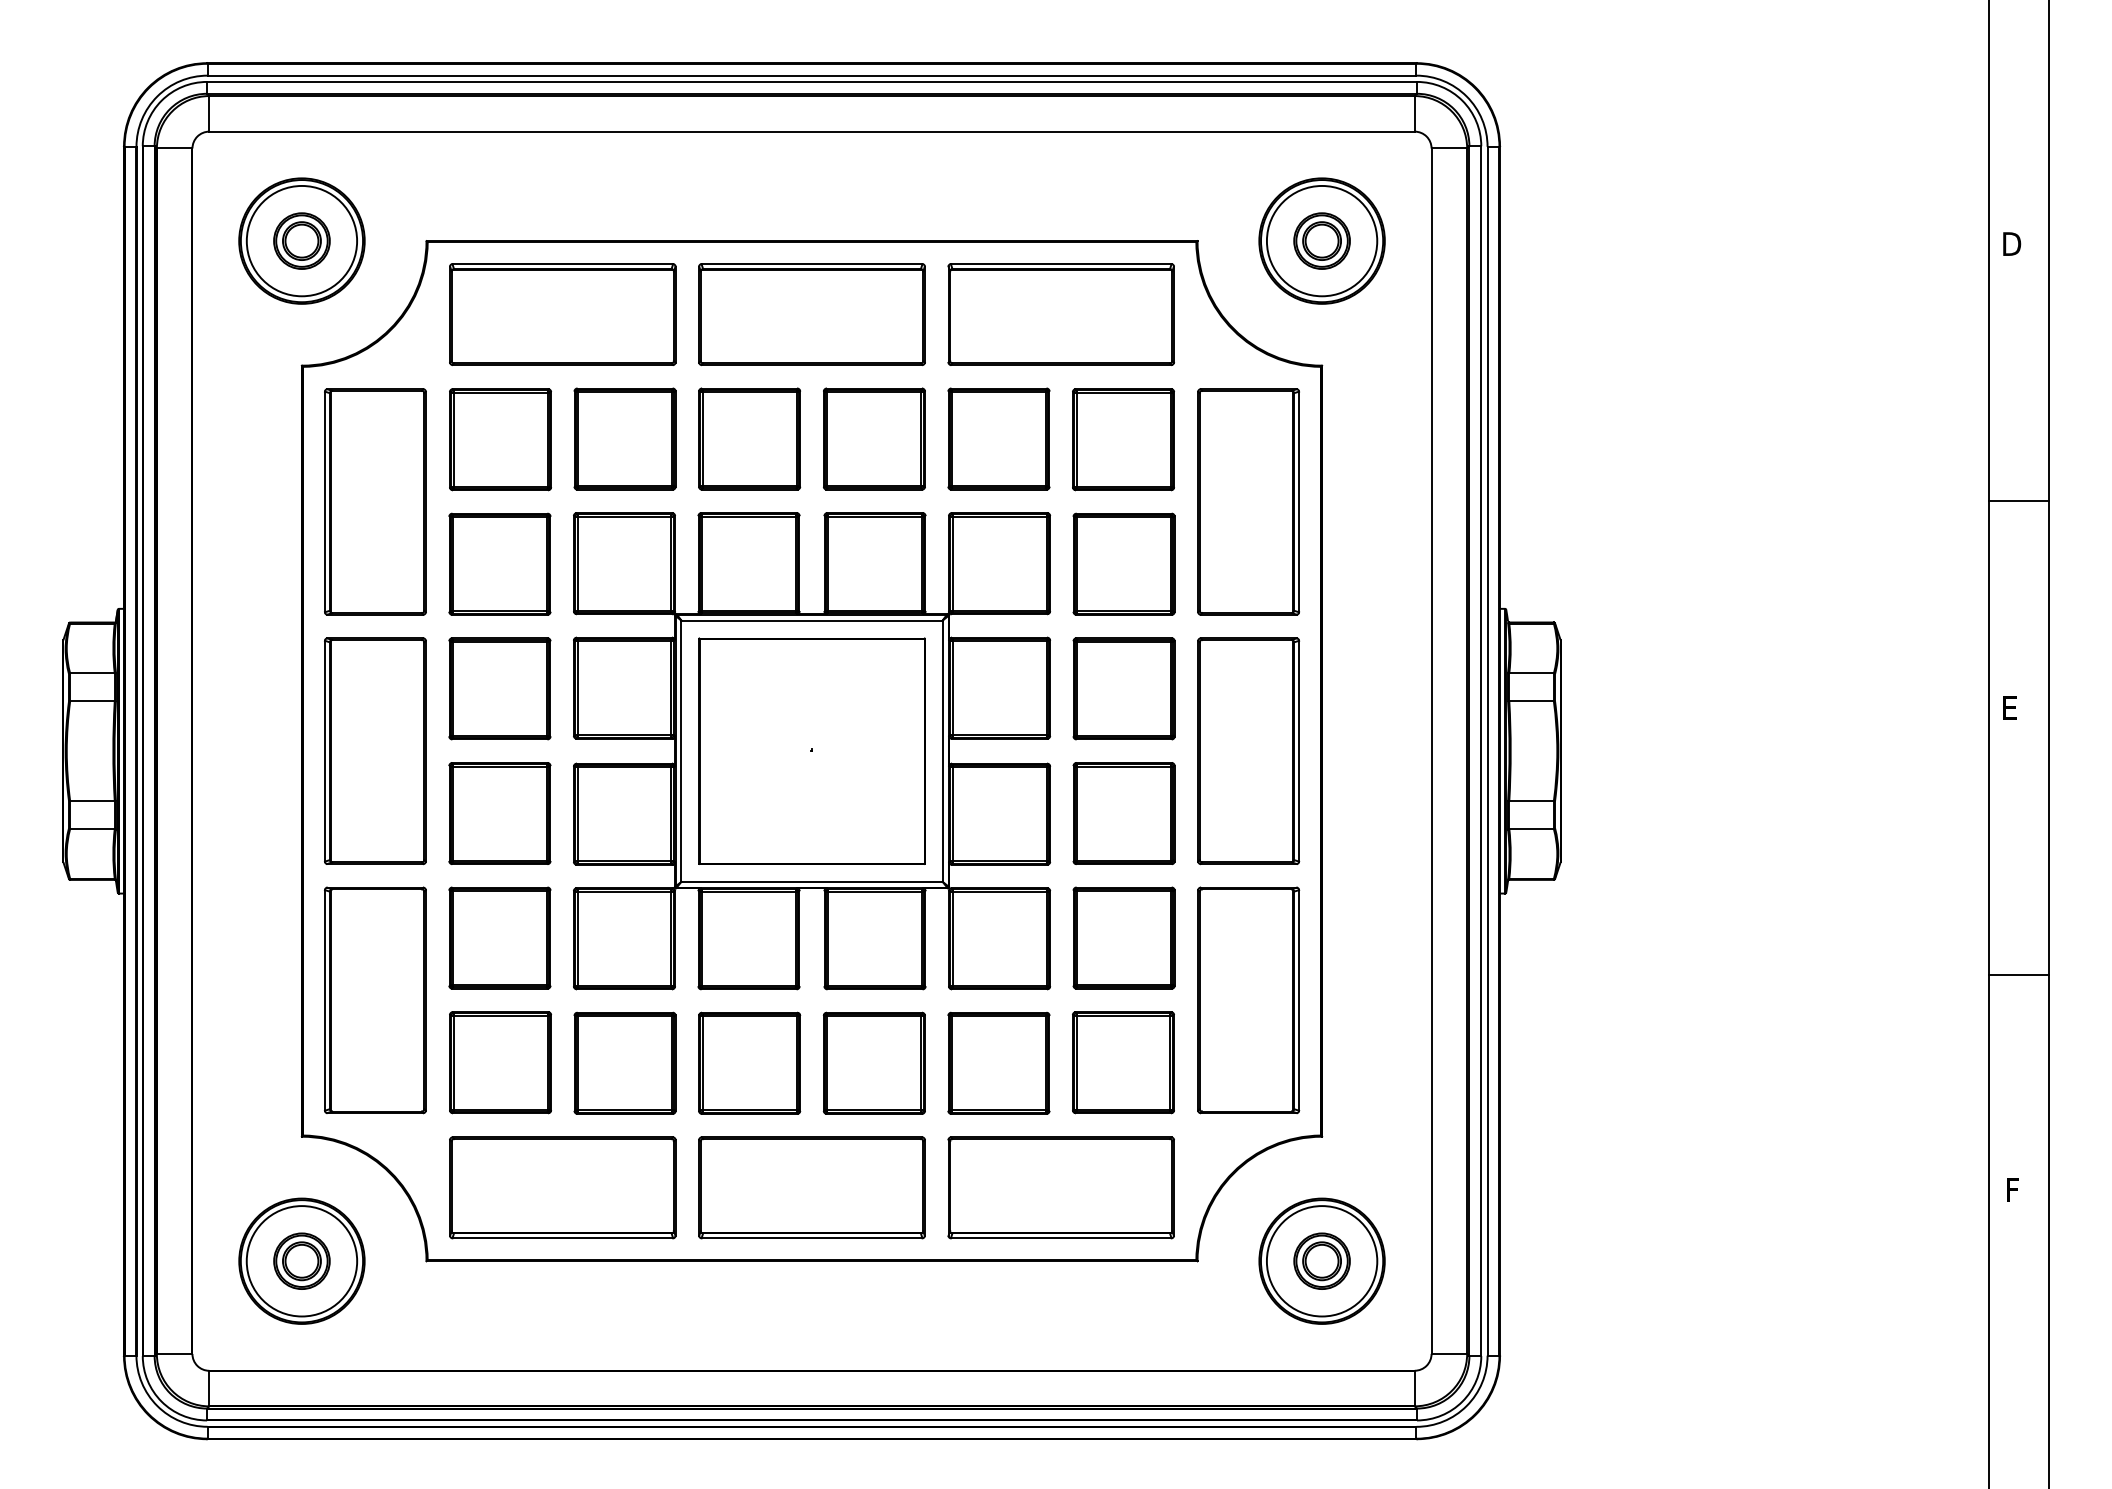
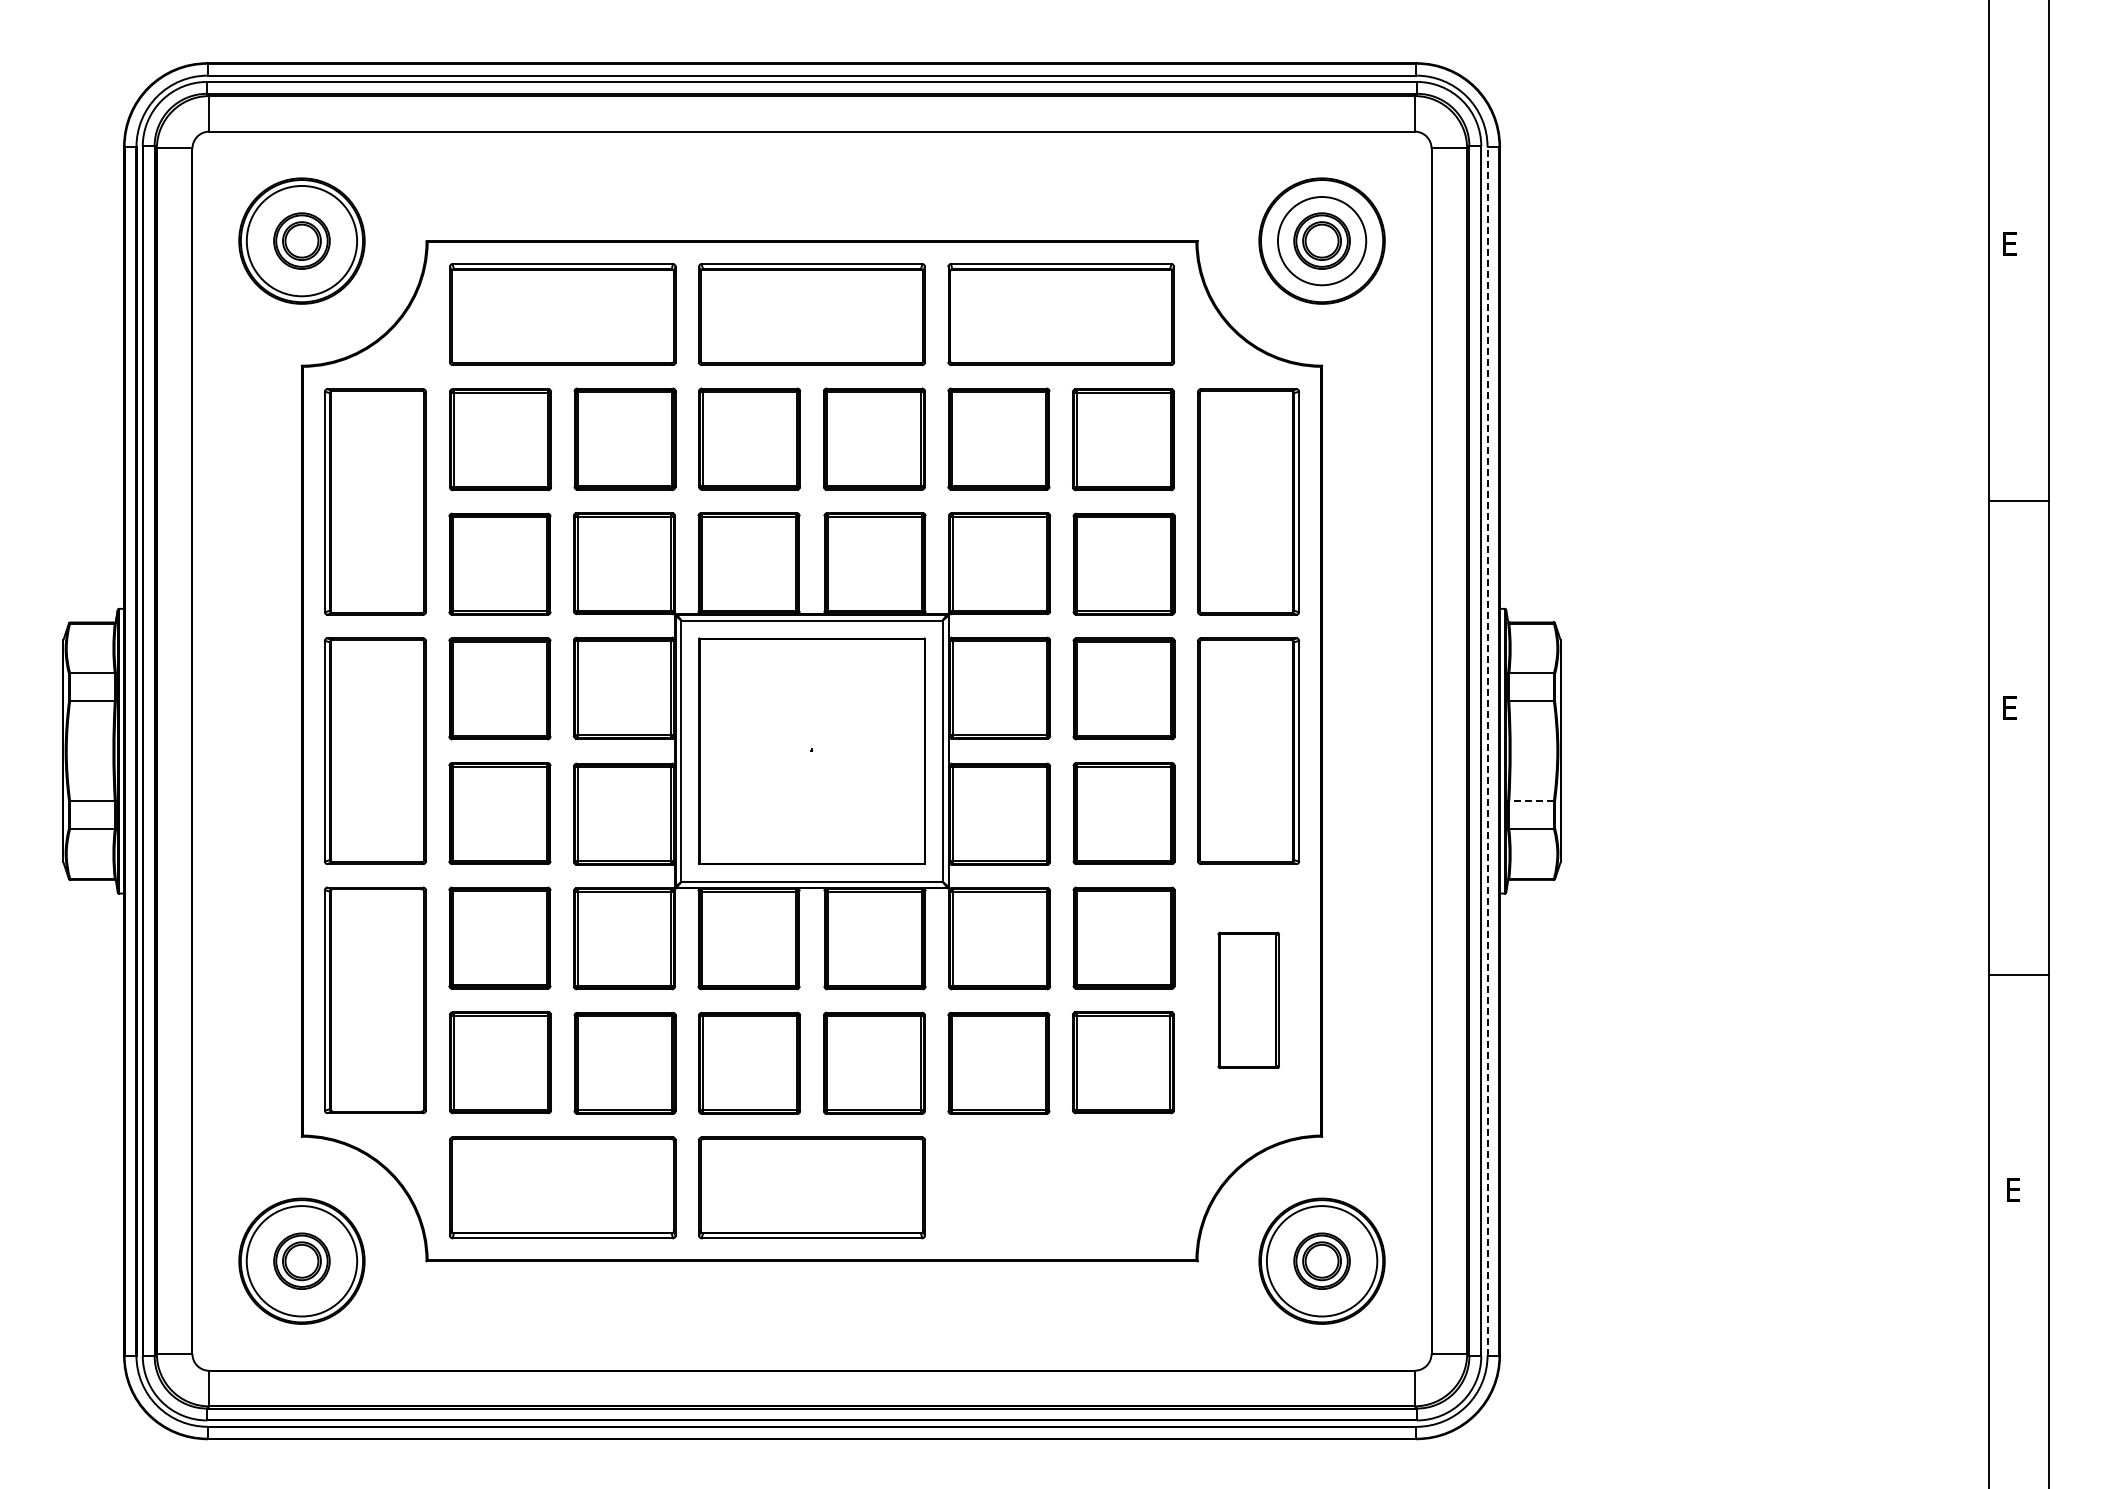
circle diameter: 110 px -> 88 px (1321, 241)
text: D -> E (2012, 243)
line: solid -> dashed (1487, 750)
line: solid -> dashed (1531, 801)
part size: 104x229 px -> 64x138 px (1248, 999)
part: present -> none (1060, 1187)
text: F -> E (2014, 1189)
